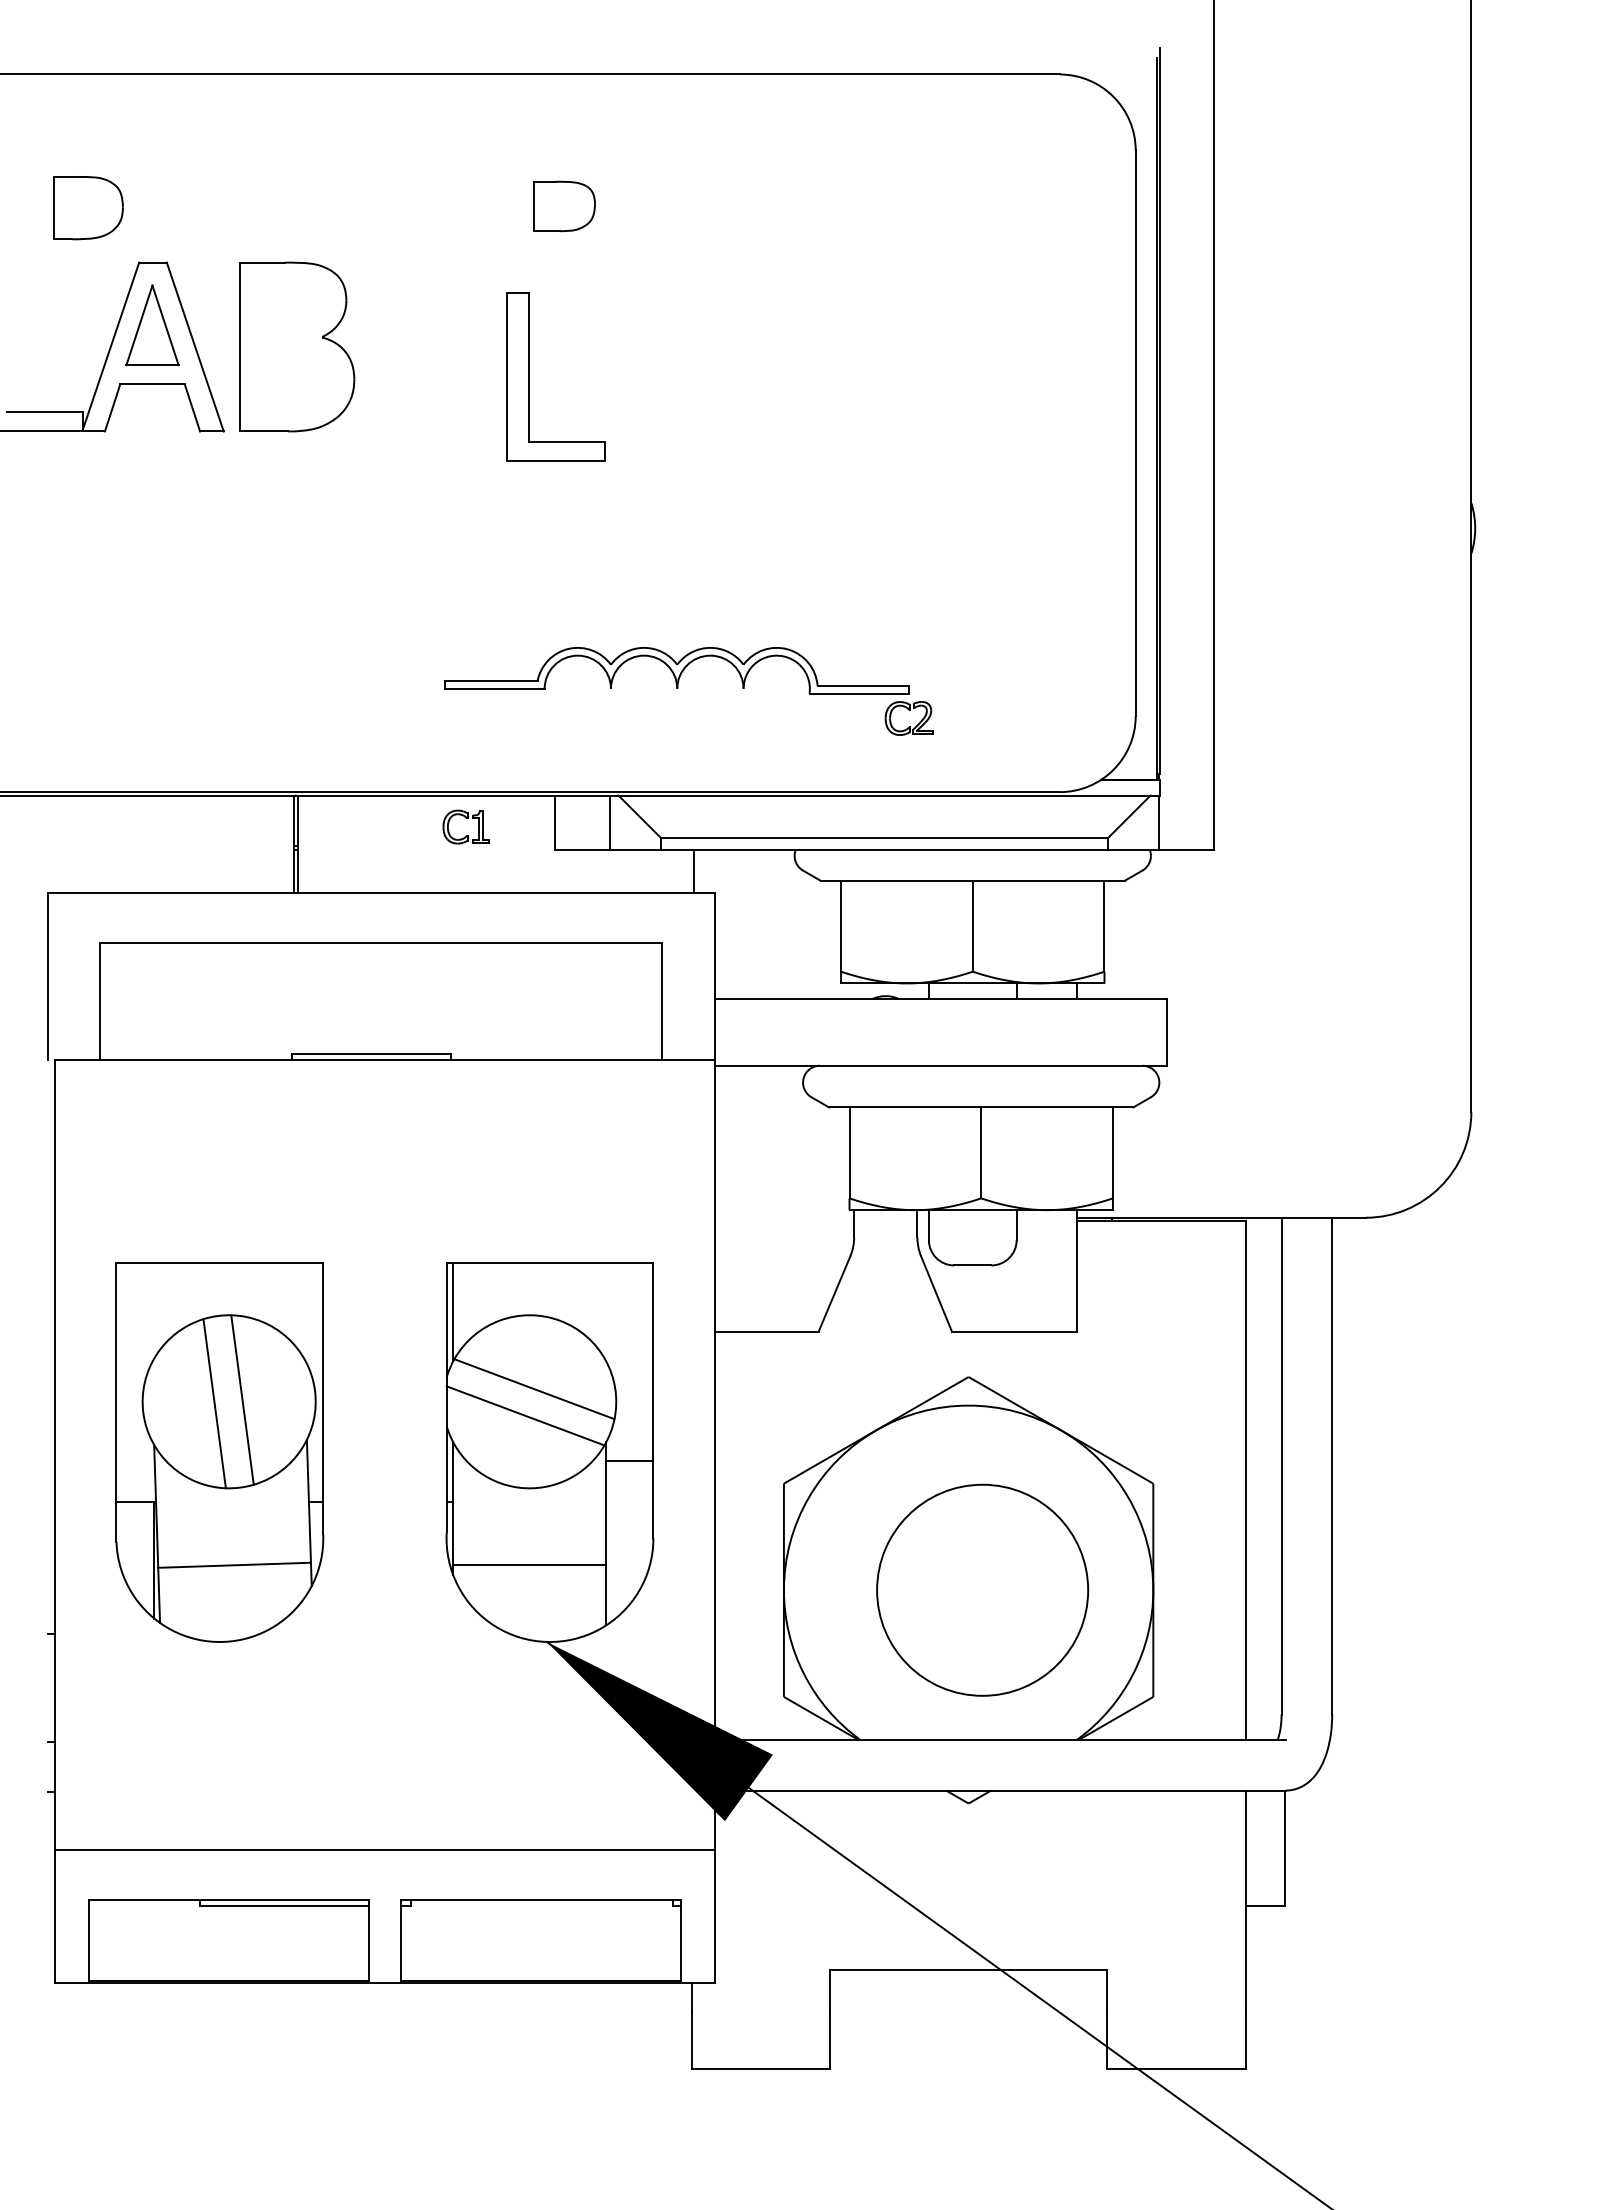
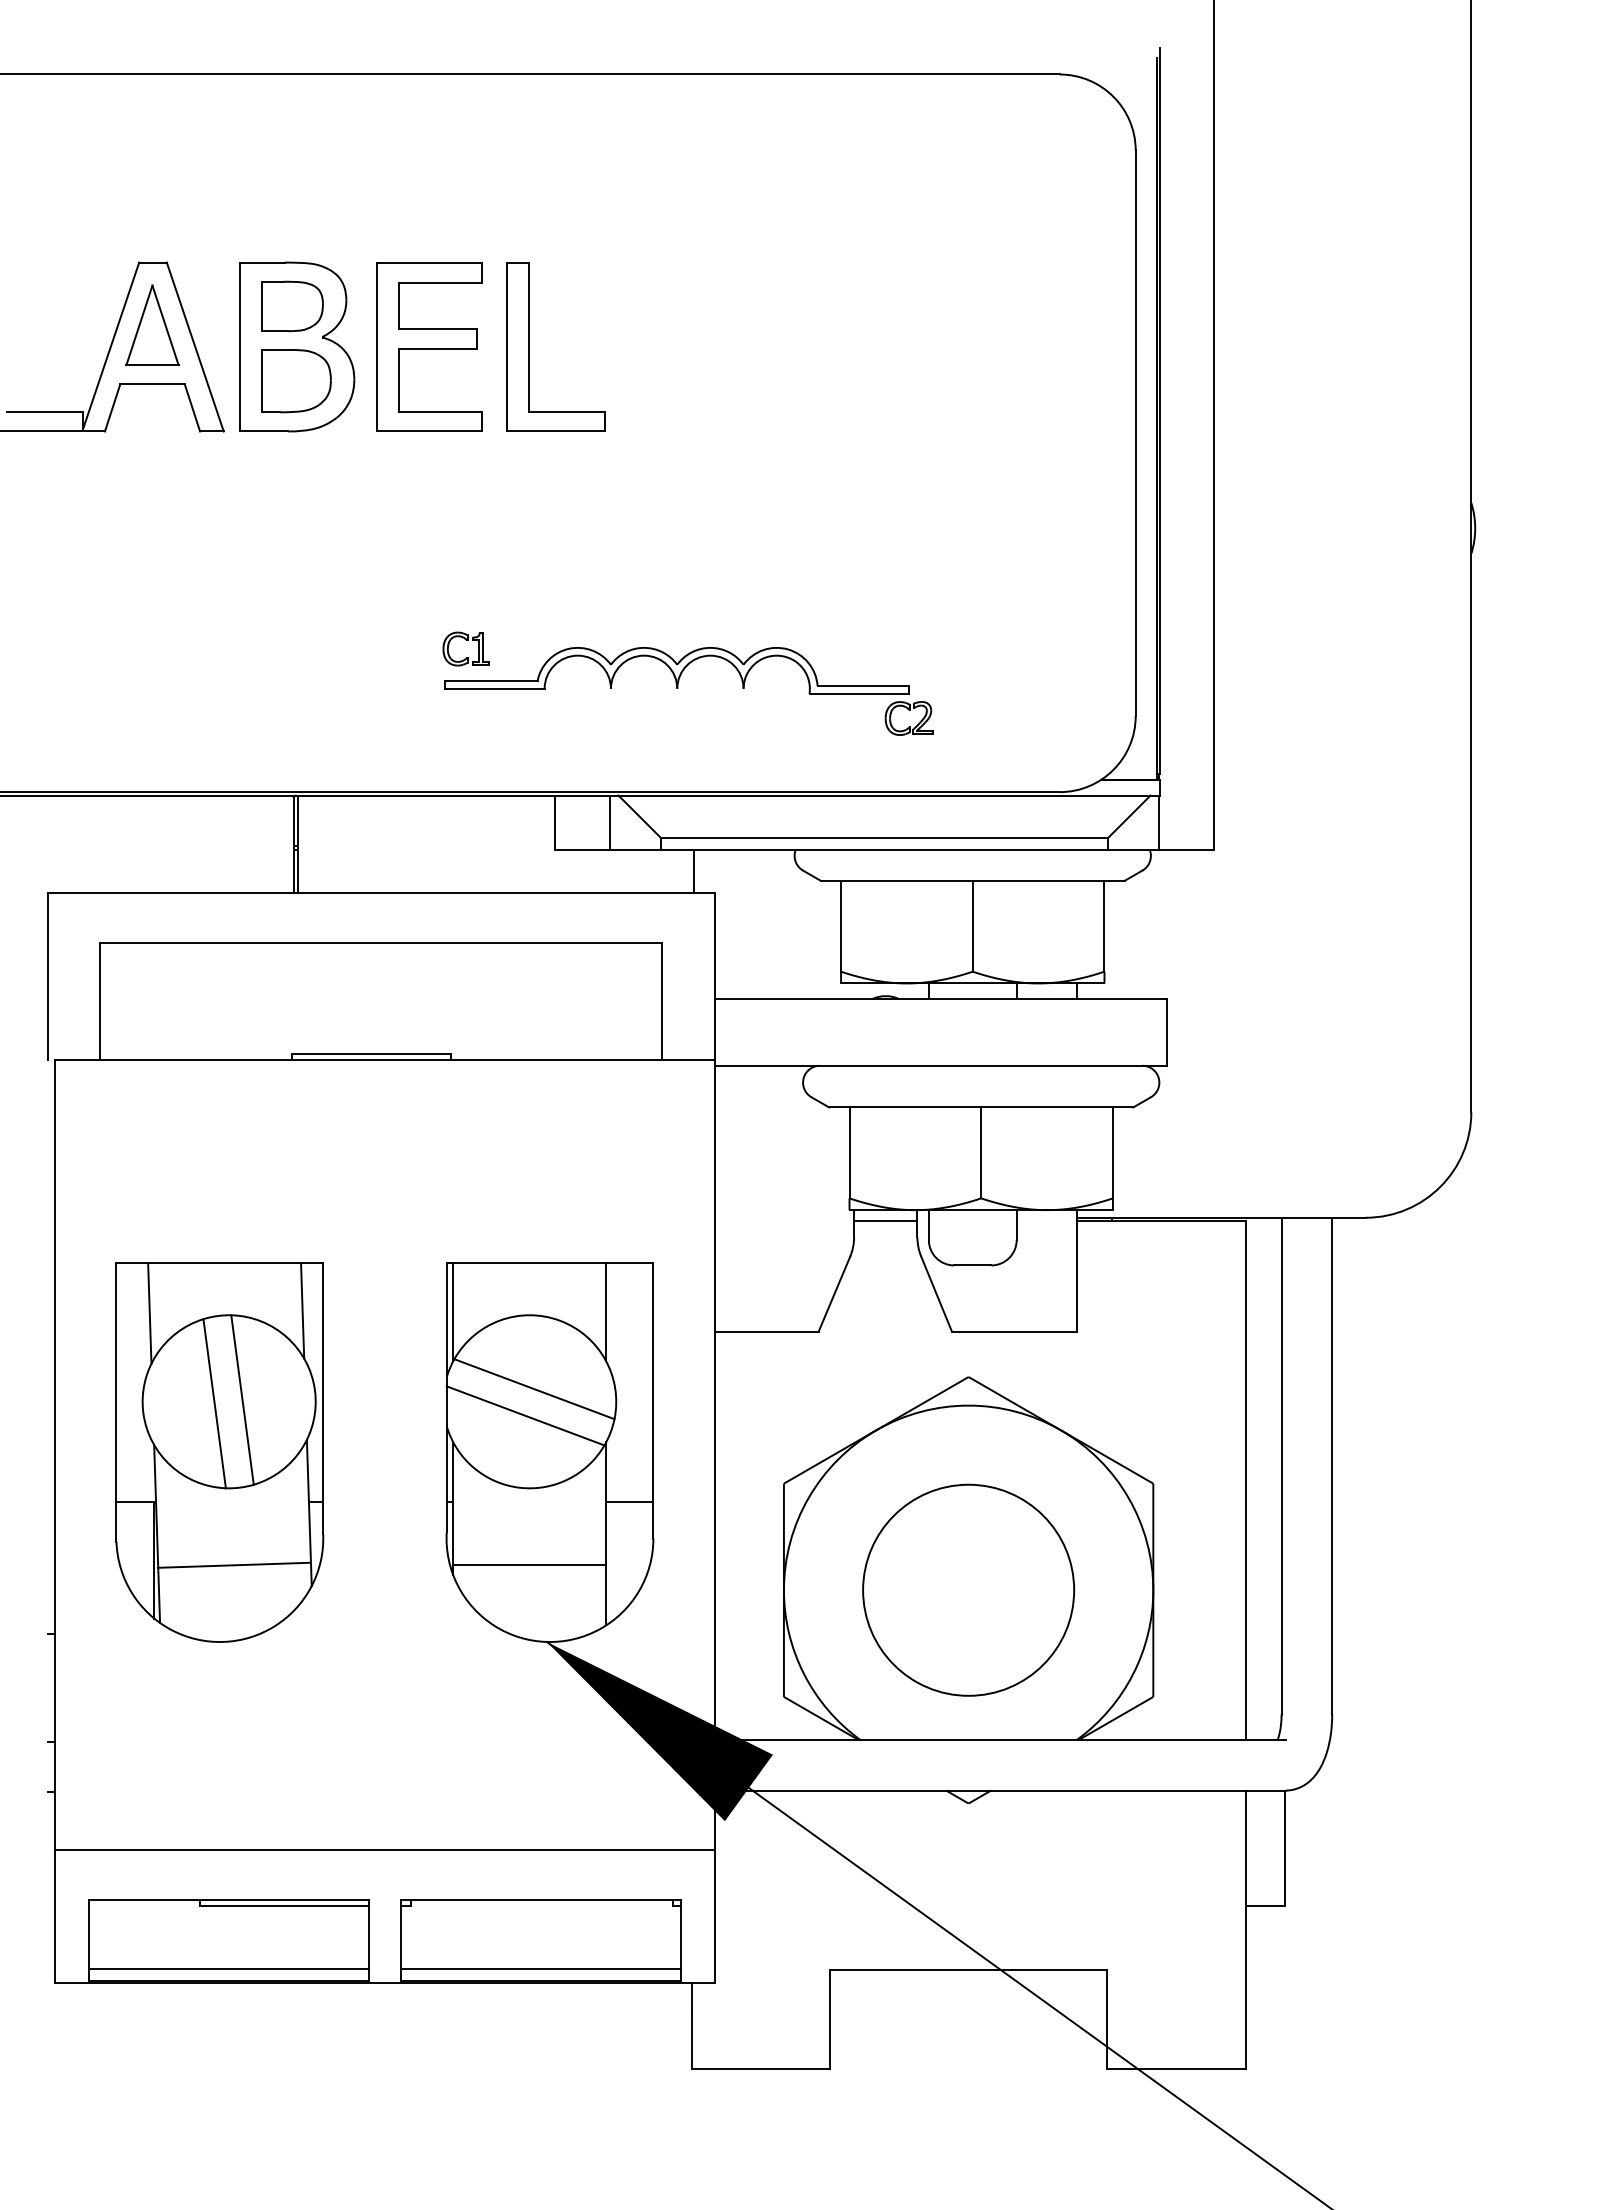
part position: (564, 206) -> (292, 306) (292, 306)
part position: (88, 208) -> (296, 381) (296, 381)
part: none -> present (429, 346)
part position: (529, 376) -> (529, 346) (529, 346)
part position: (465, 818) -> (465, 640) (465, 640)
line: none -> present (885, 1220)
line: none -> present (302, 1310)
line: none -> present (606, 1312)
line: none -> present (149, 1313)
line position: (629, 1461) -> (629, 1502) (629, 1502)
circle position: (982, 1589) -> (968, 1589) (968, 1589)
line: none -> present (229, 1969)
line: none -> present (540, 1969)
